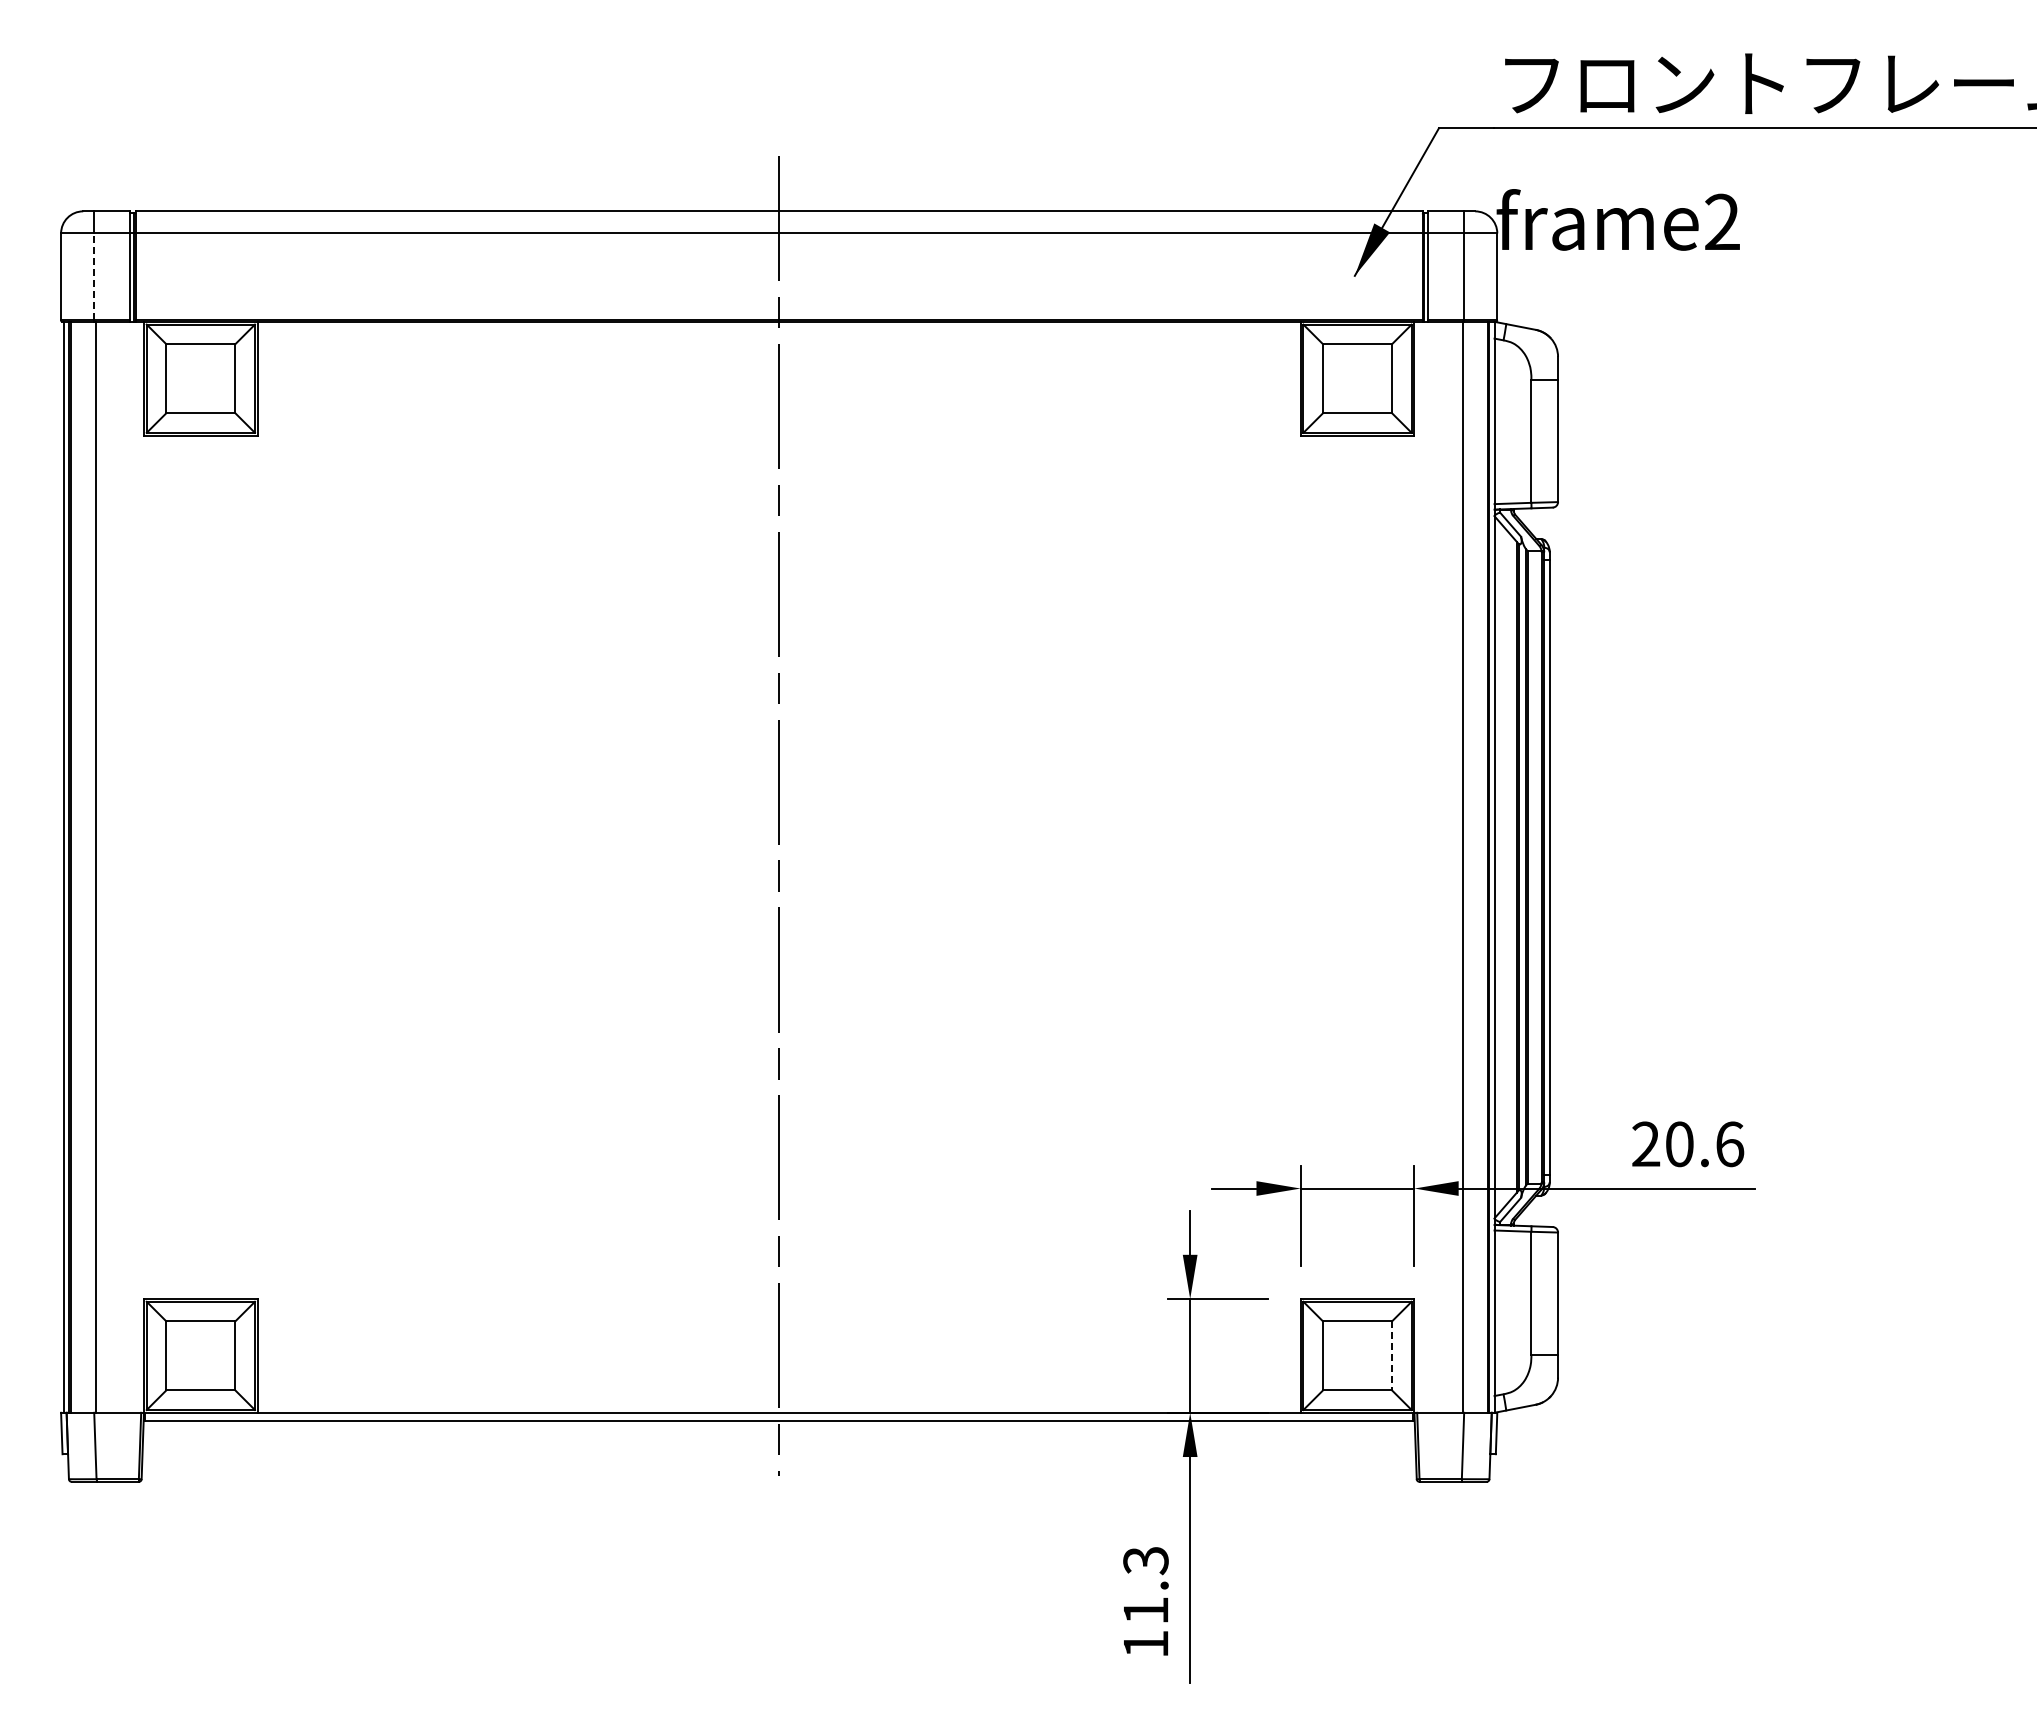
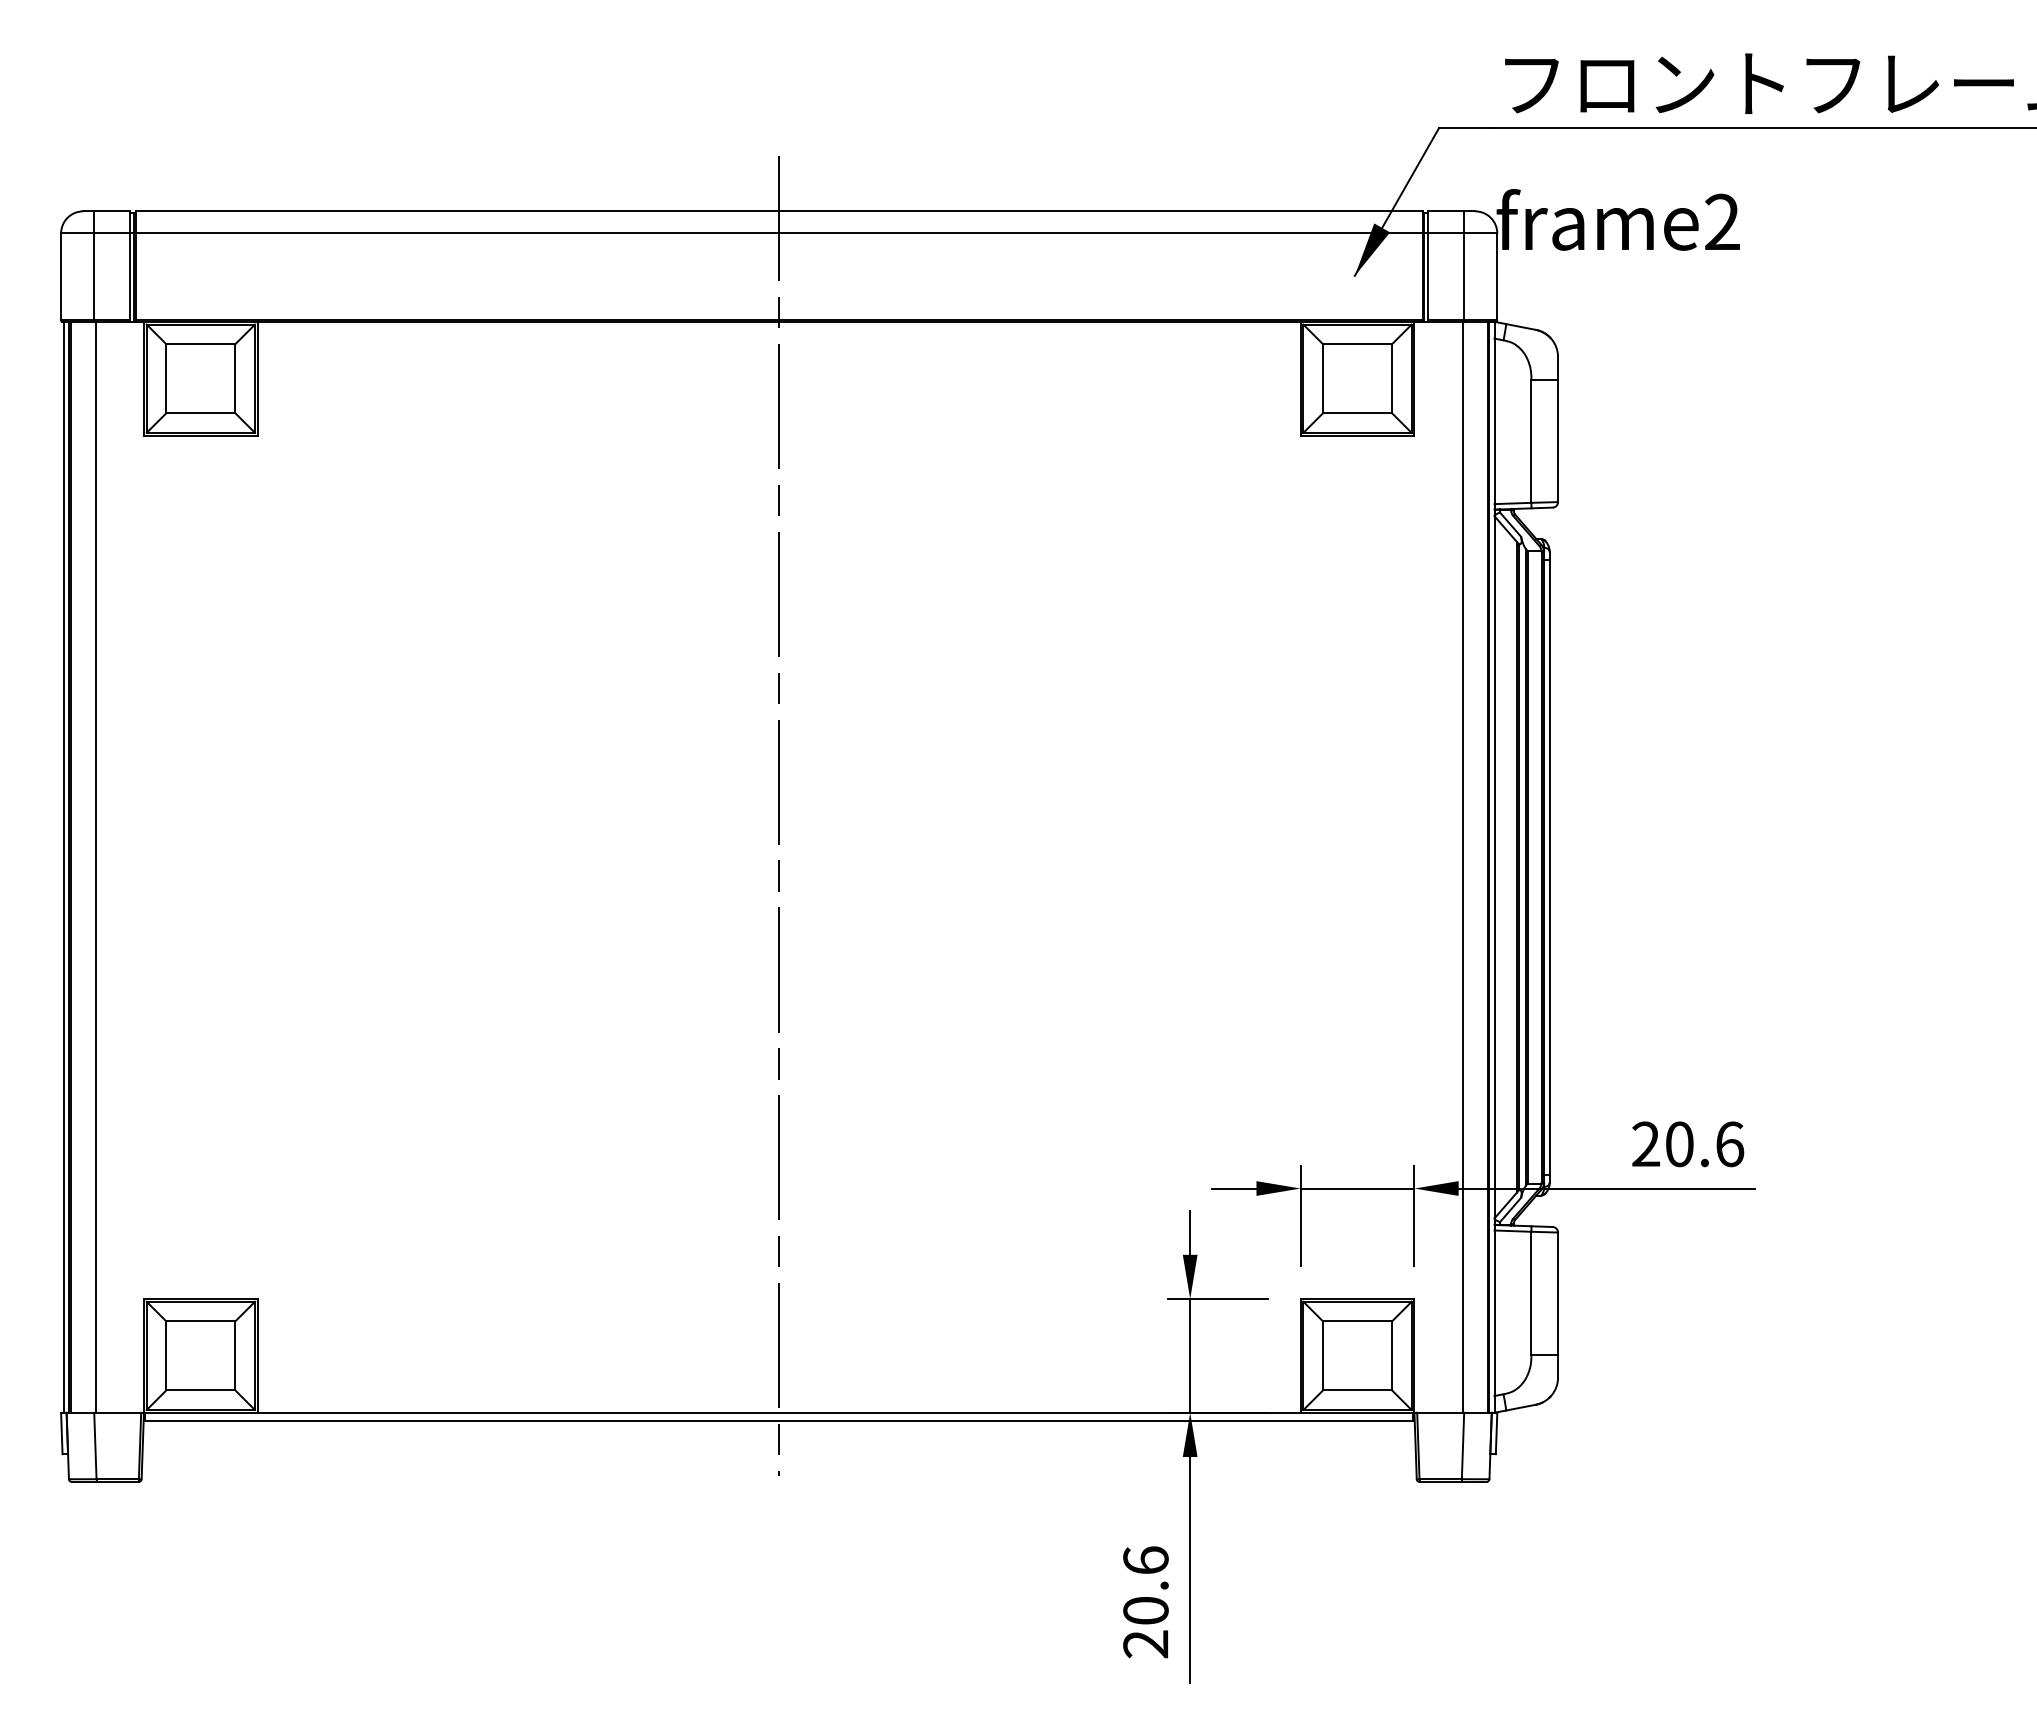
line: dashed -> solid (94, 276)
line: dashed -> solid (1392, 1355)
text: 11.3 -> 20.6 (1145, 1602)
